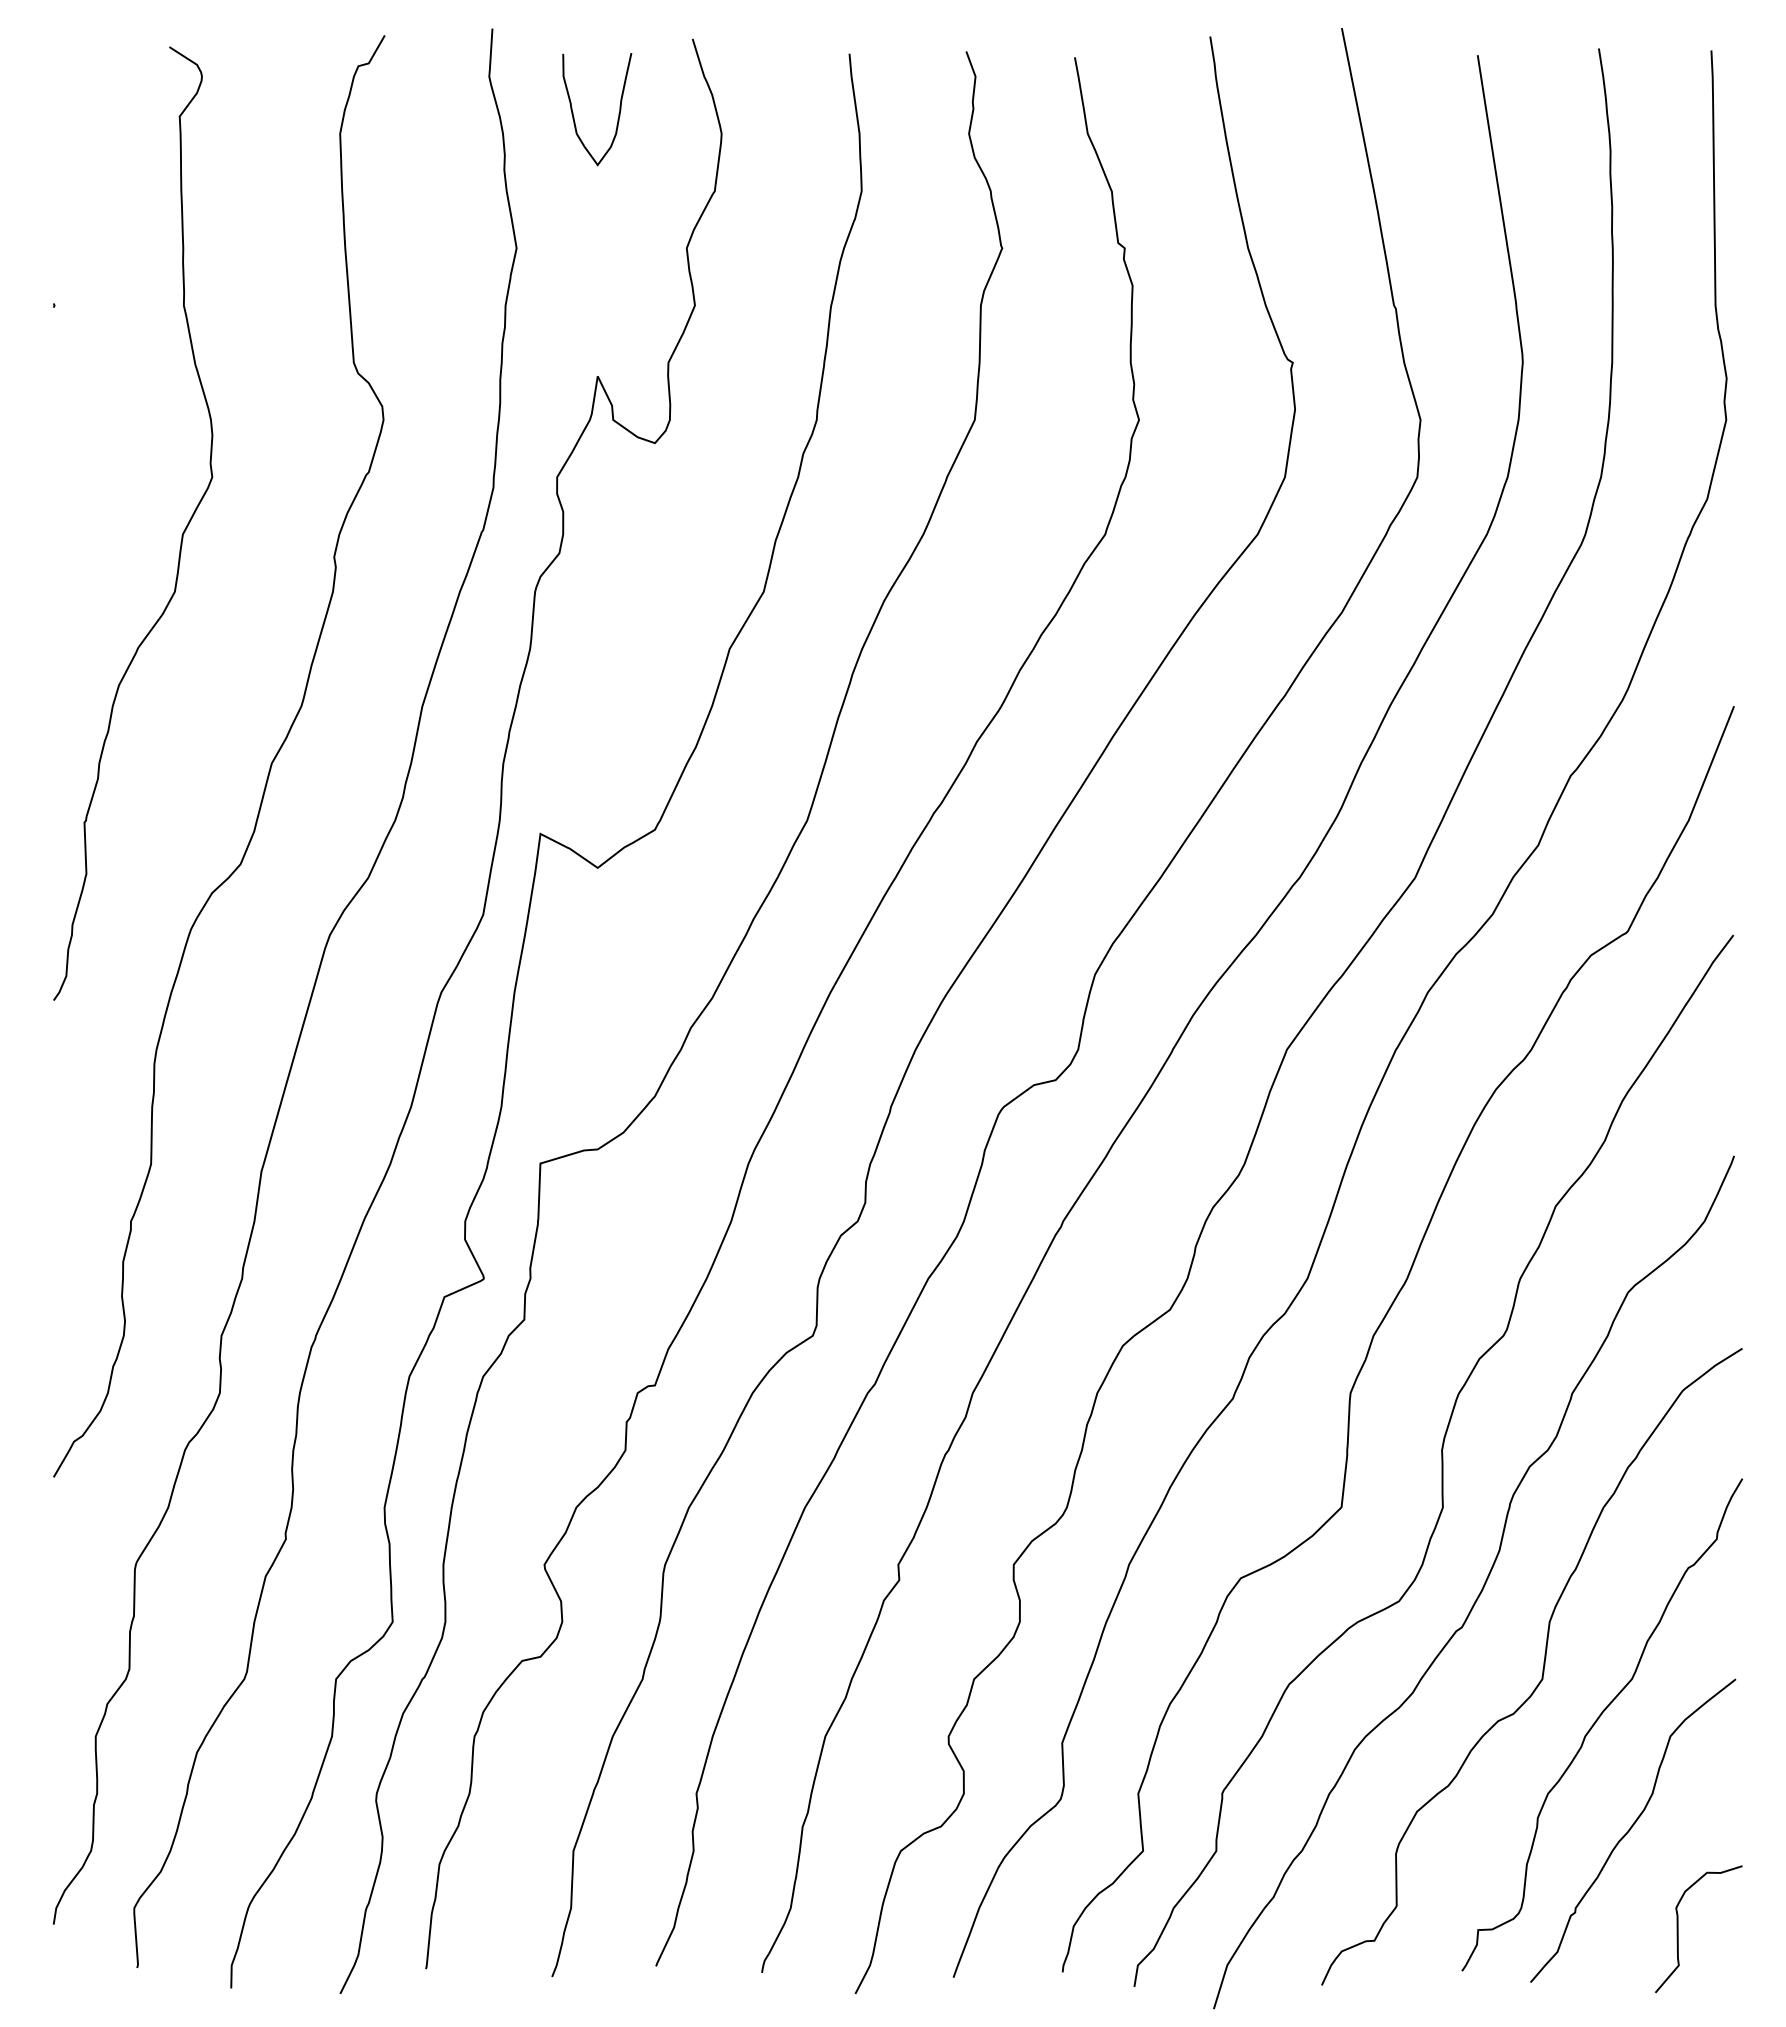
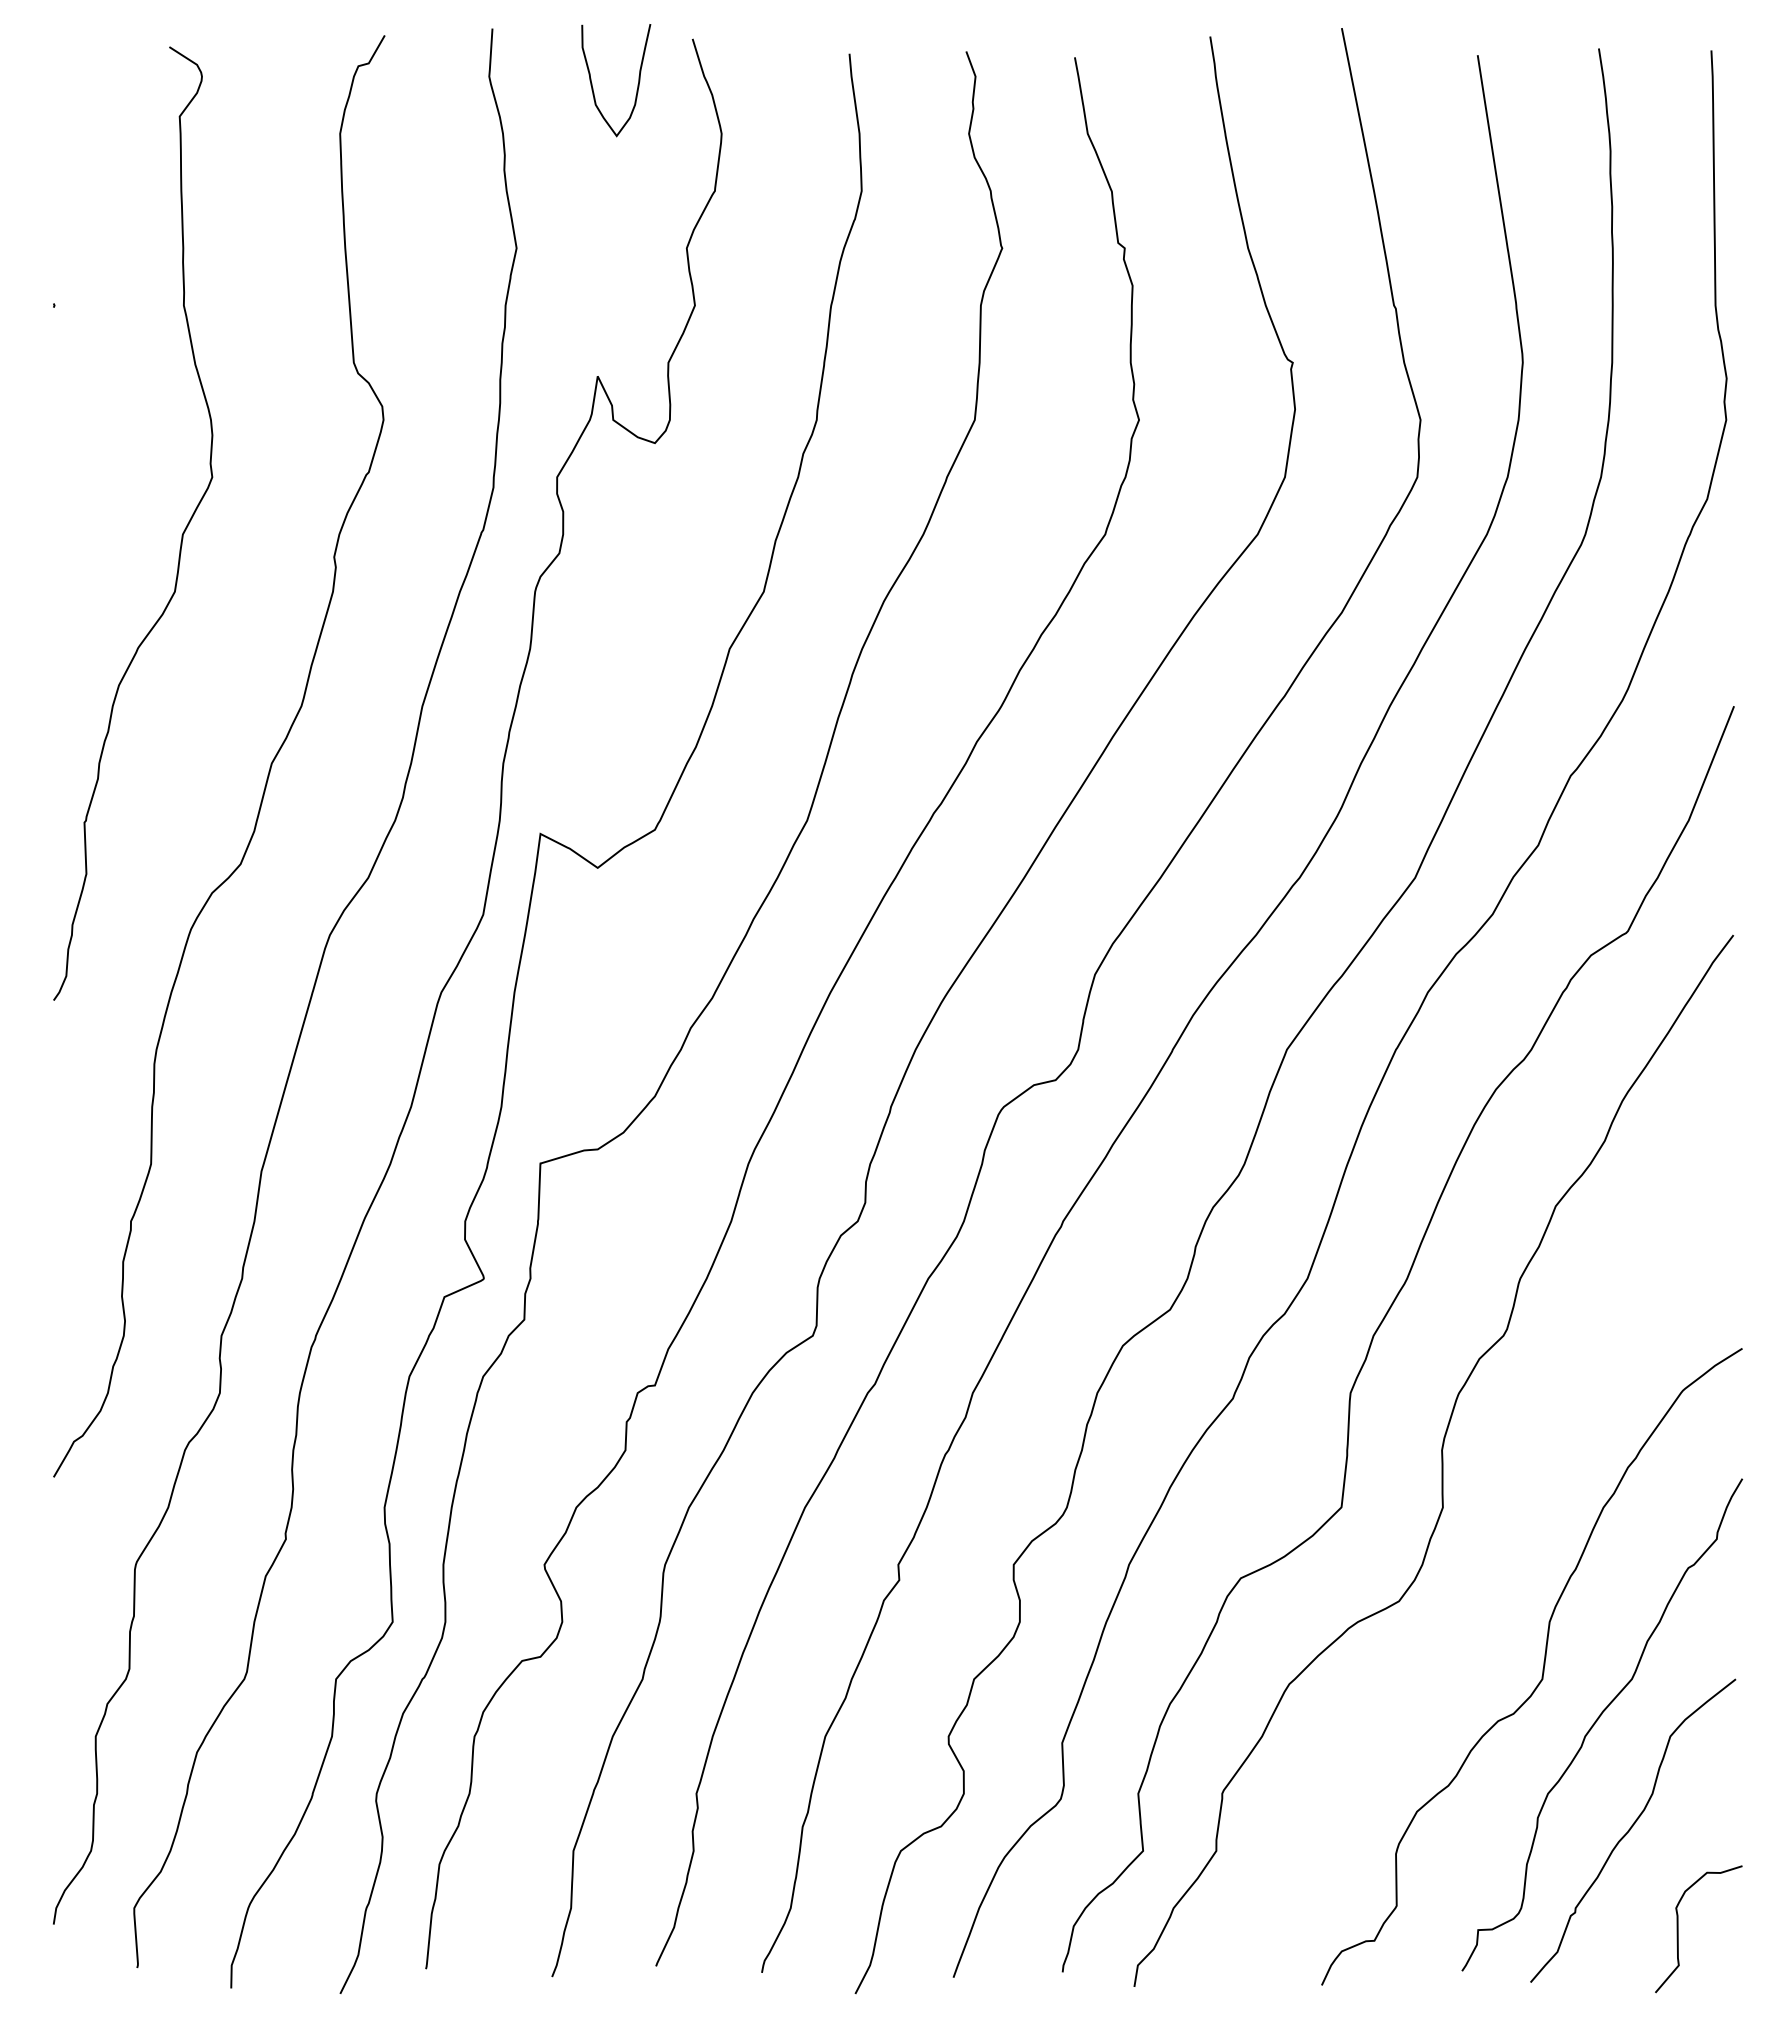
curve position: (618, 113) -> (637, 84) (637, 84)
curve: present -> none (1482, 1586)
